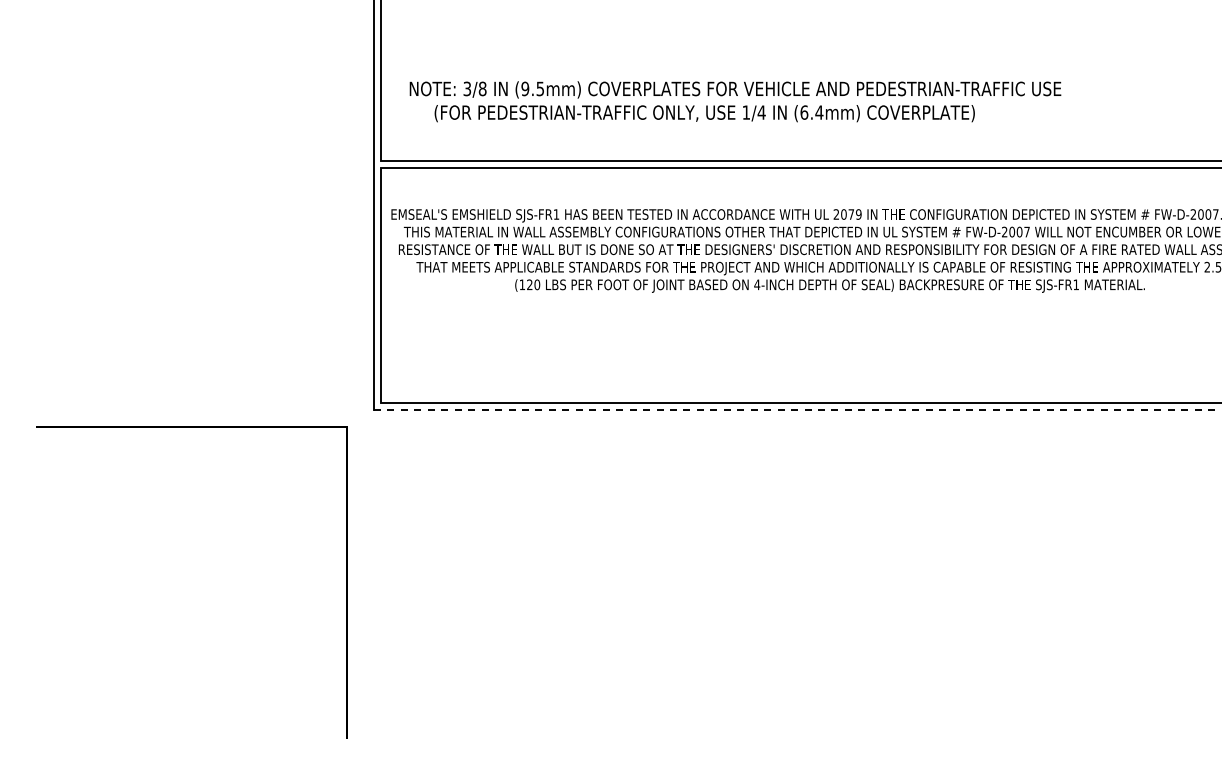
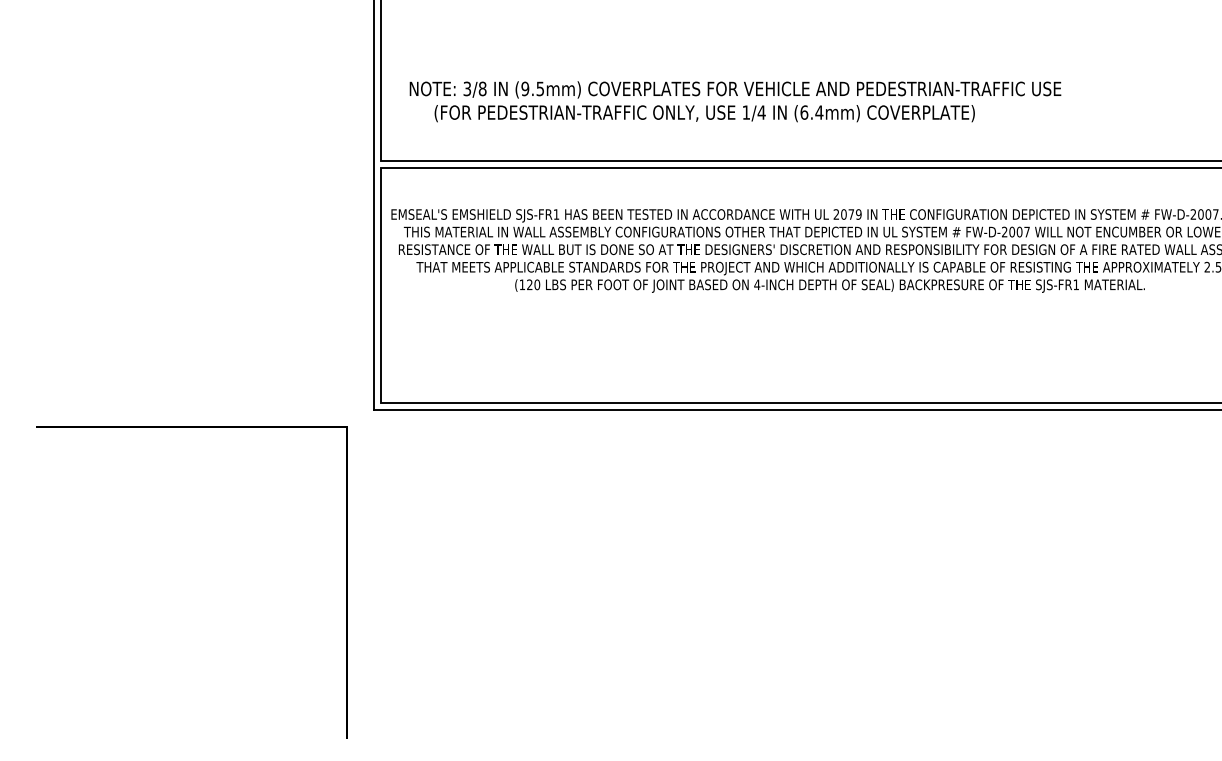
line: dashed -> solid (797, 409)
